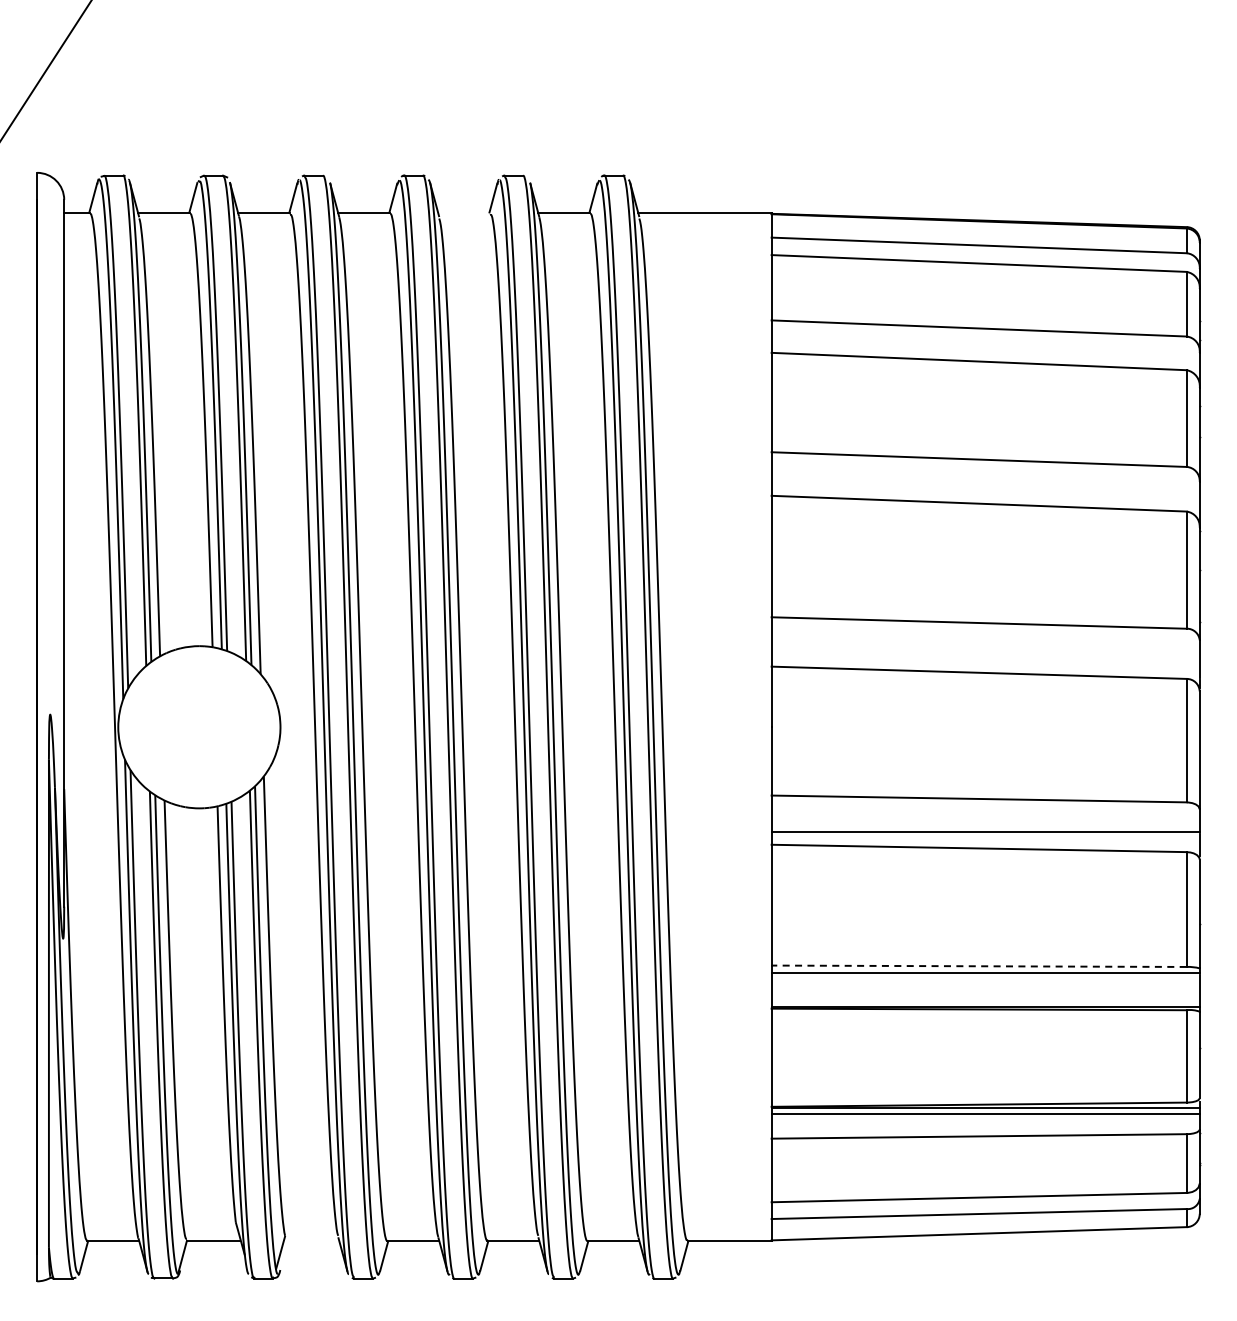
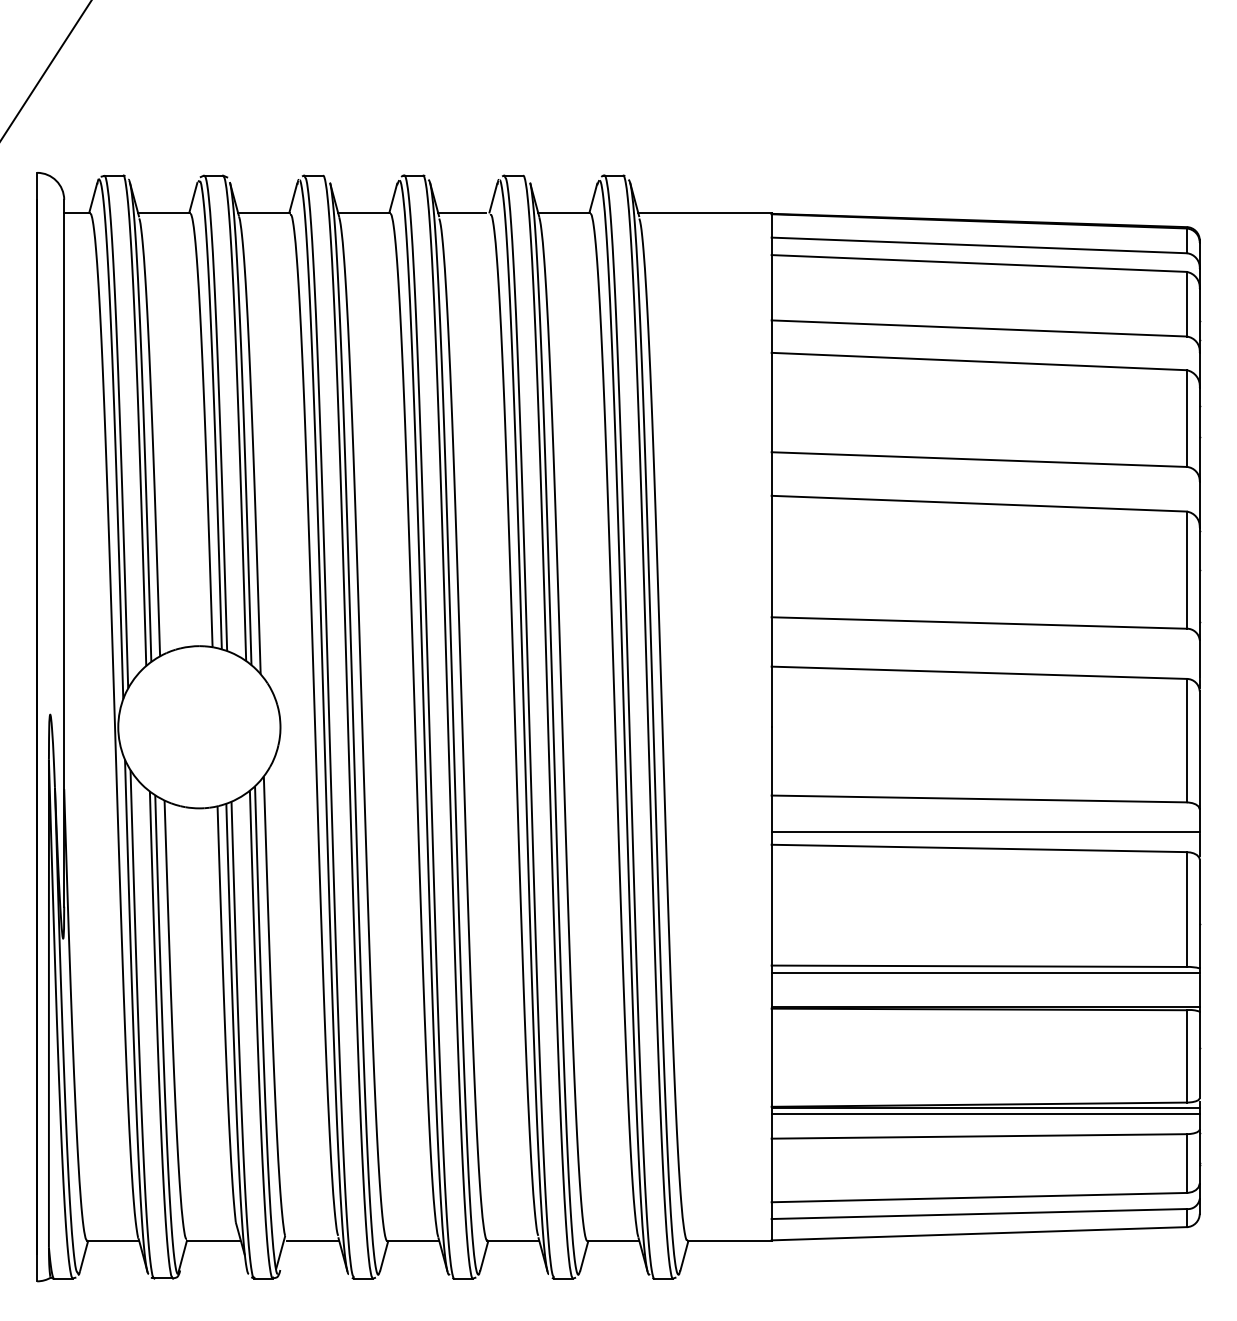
line: none -> present (462, 213)
line: dashed -> solid (979, 966)
line: none -> present (313, 1240)
